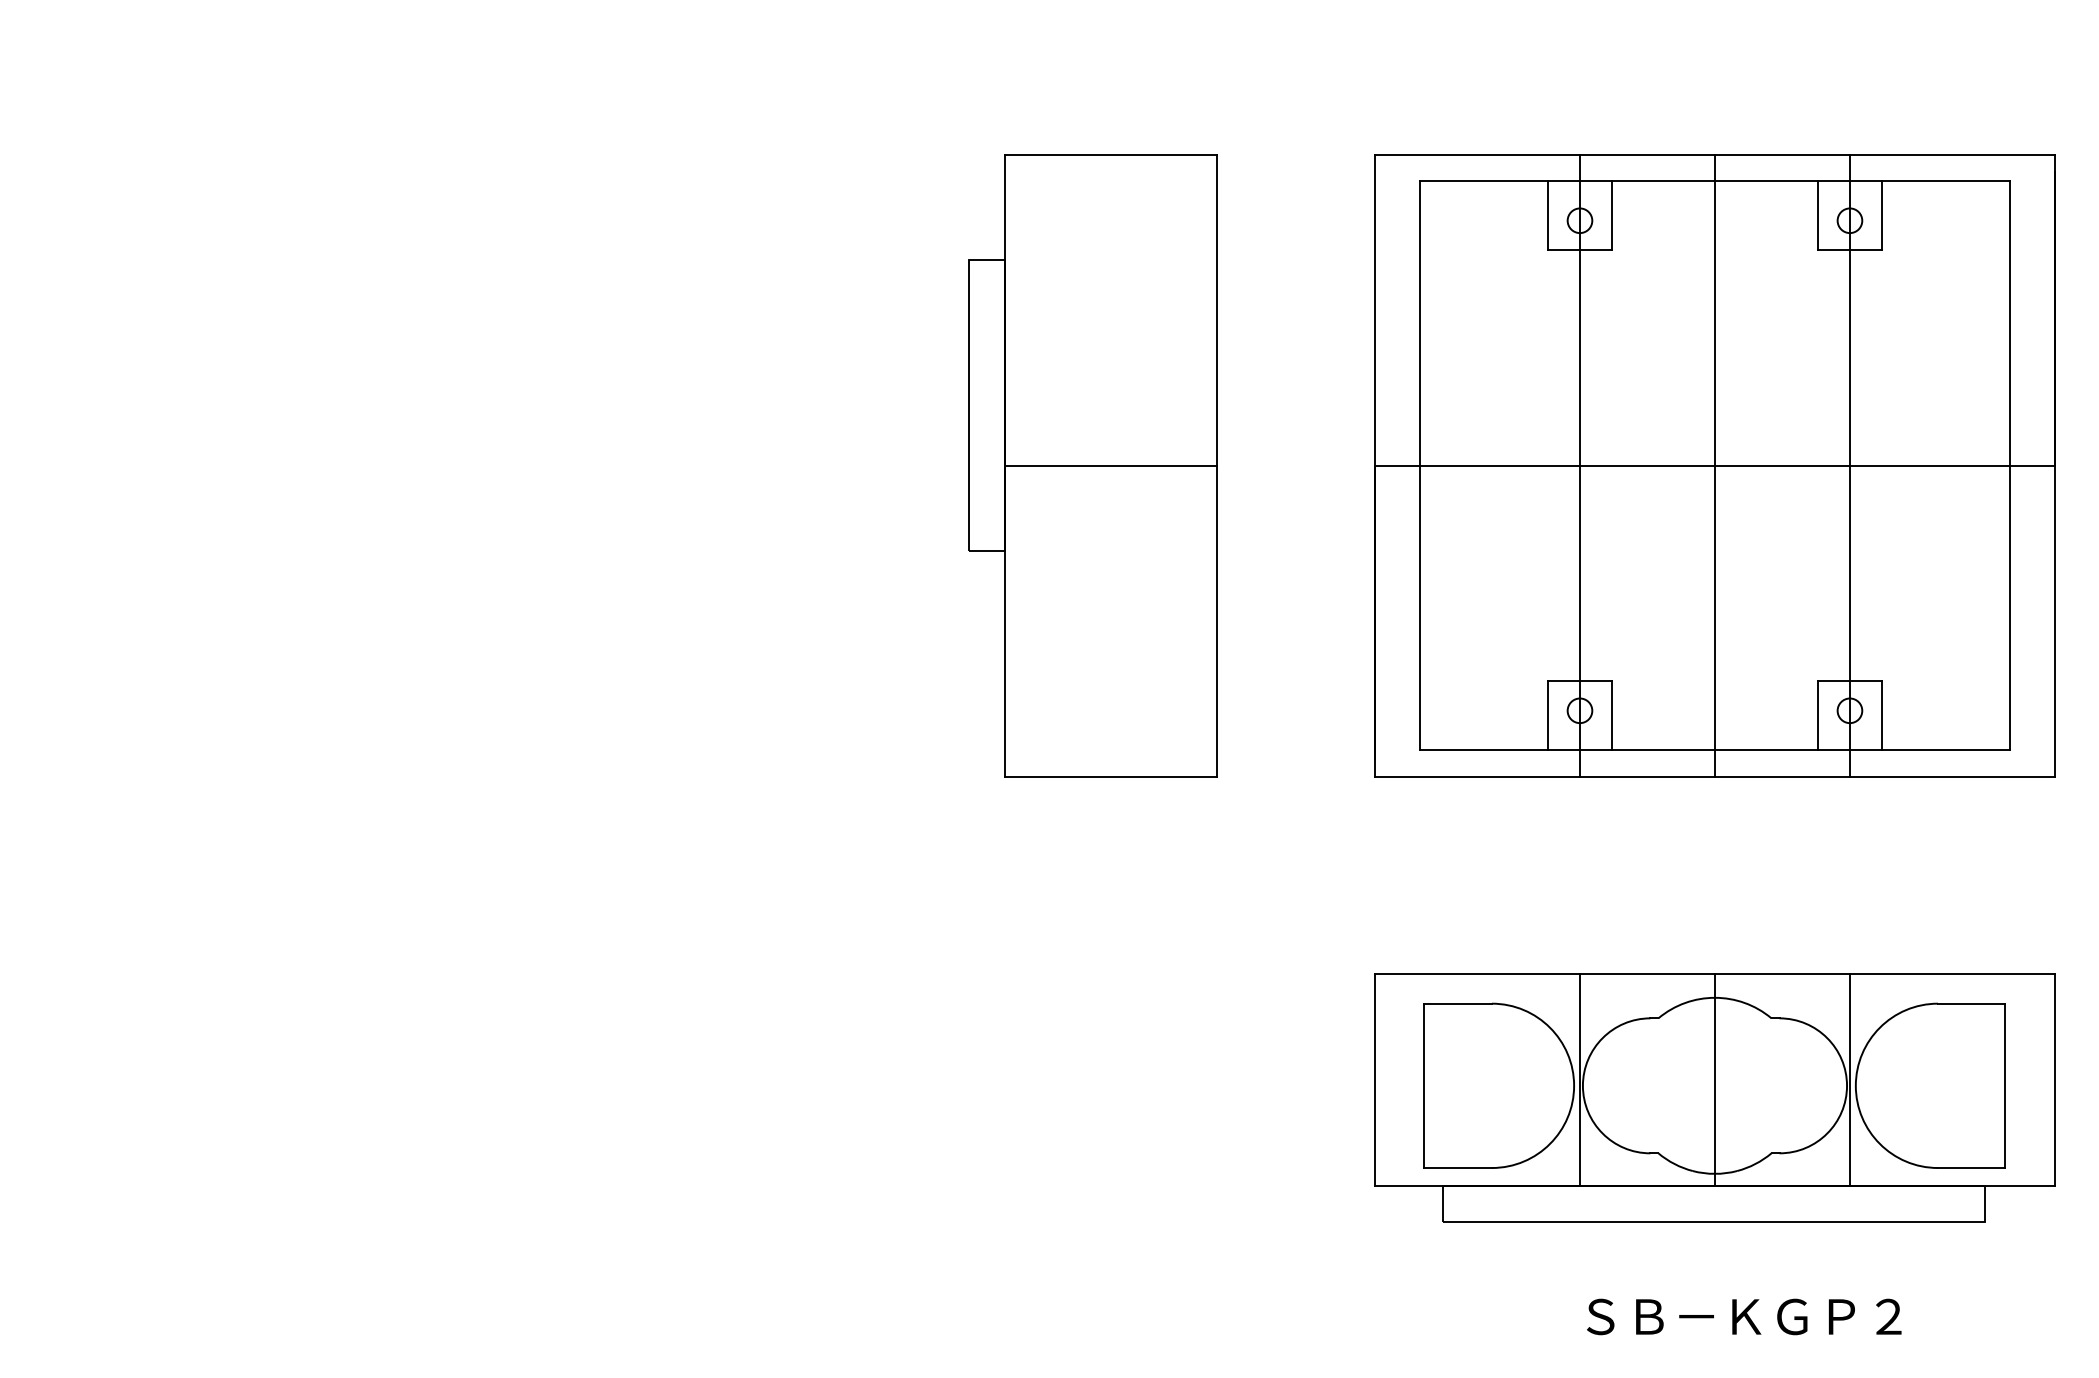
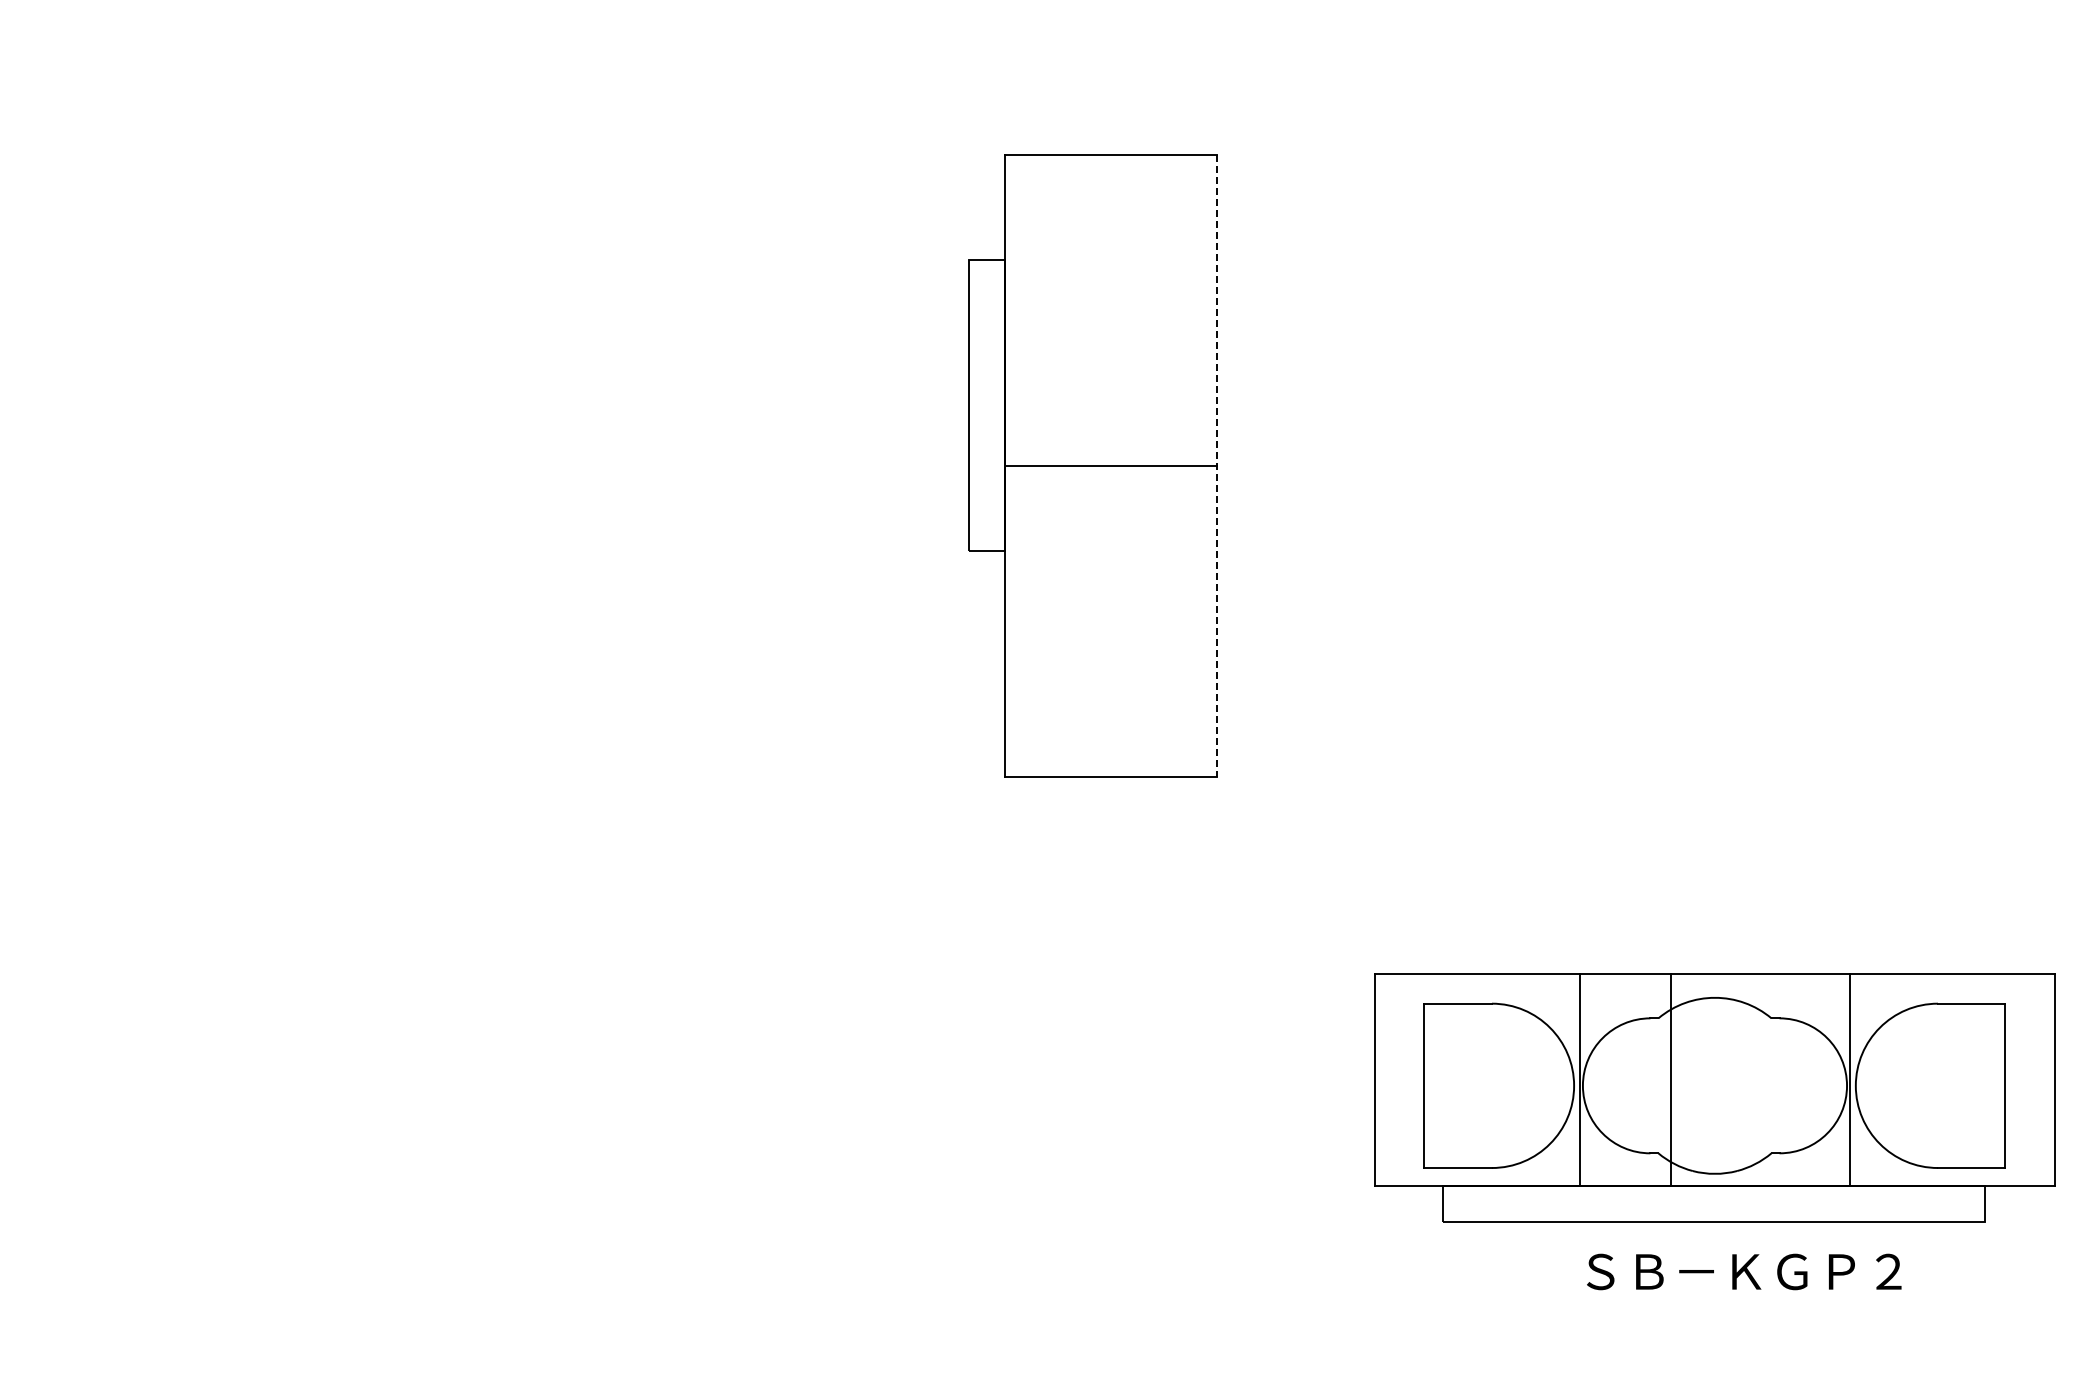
part: present -> none (1714, 465)
line: solid -> dashed (1216, 466)
line position: (1714, 1079) -> (1670, 1079) (1670, 1079)
text position: (1744, 1316) -> (1744, 1271) (1744, 1271)
